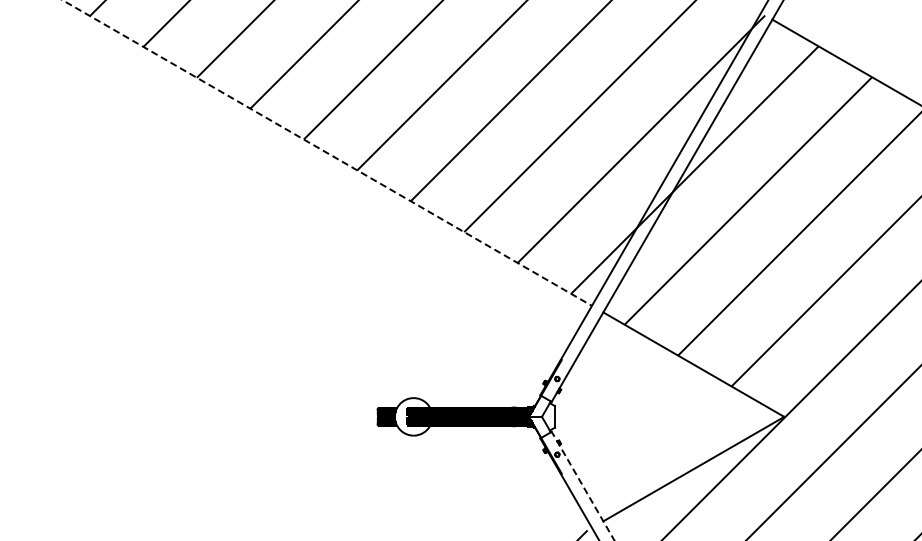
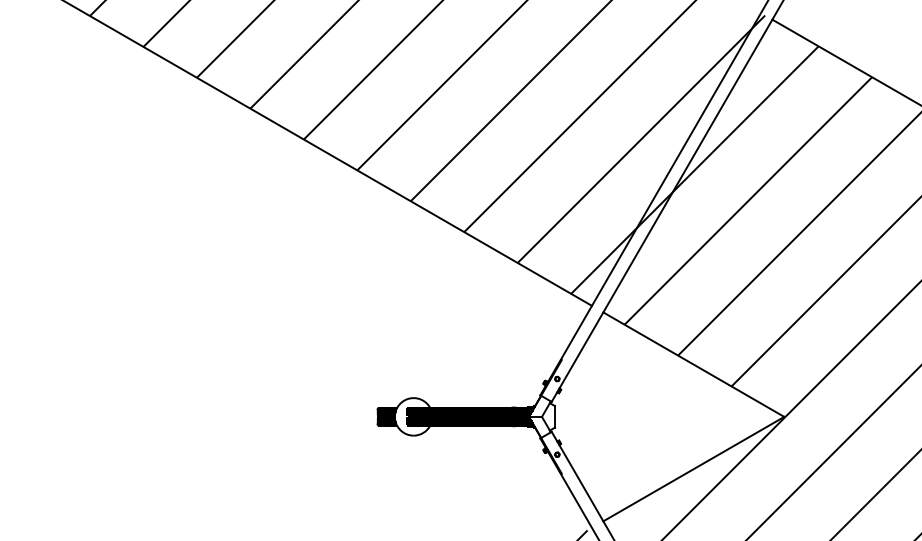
line: dashed -> solid (327, 152)
line: dashed -> solid (583, 486)
